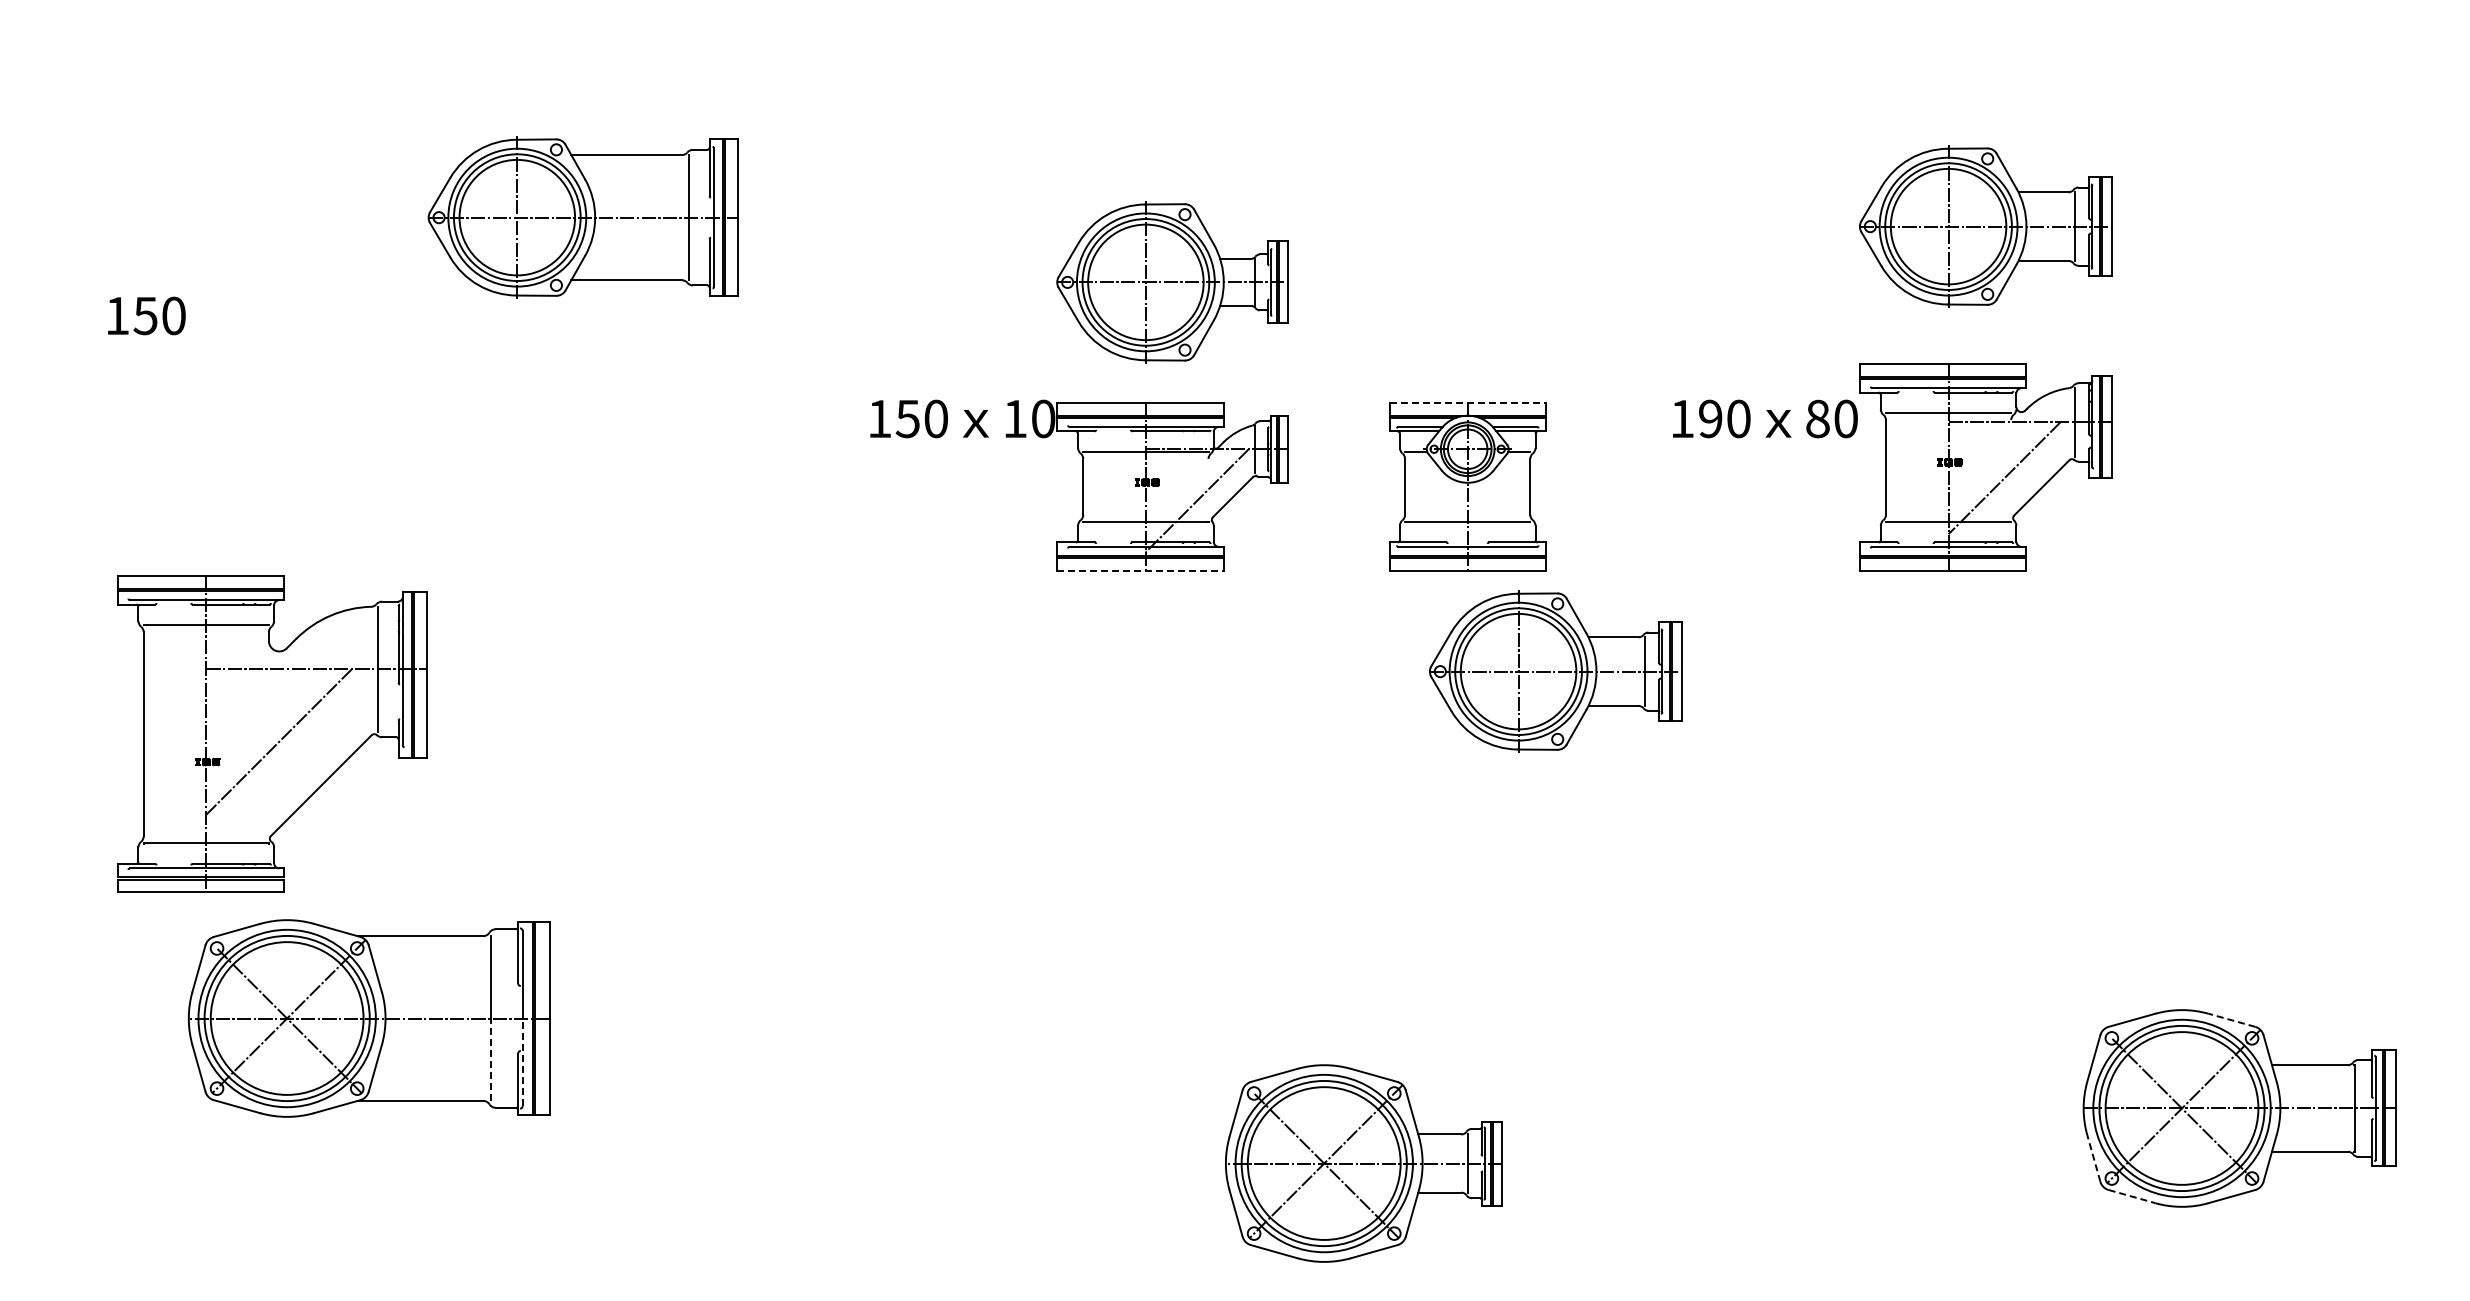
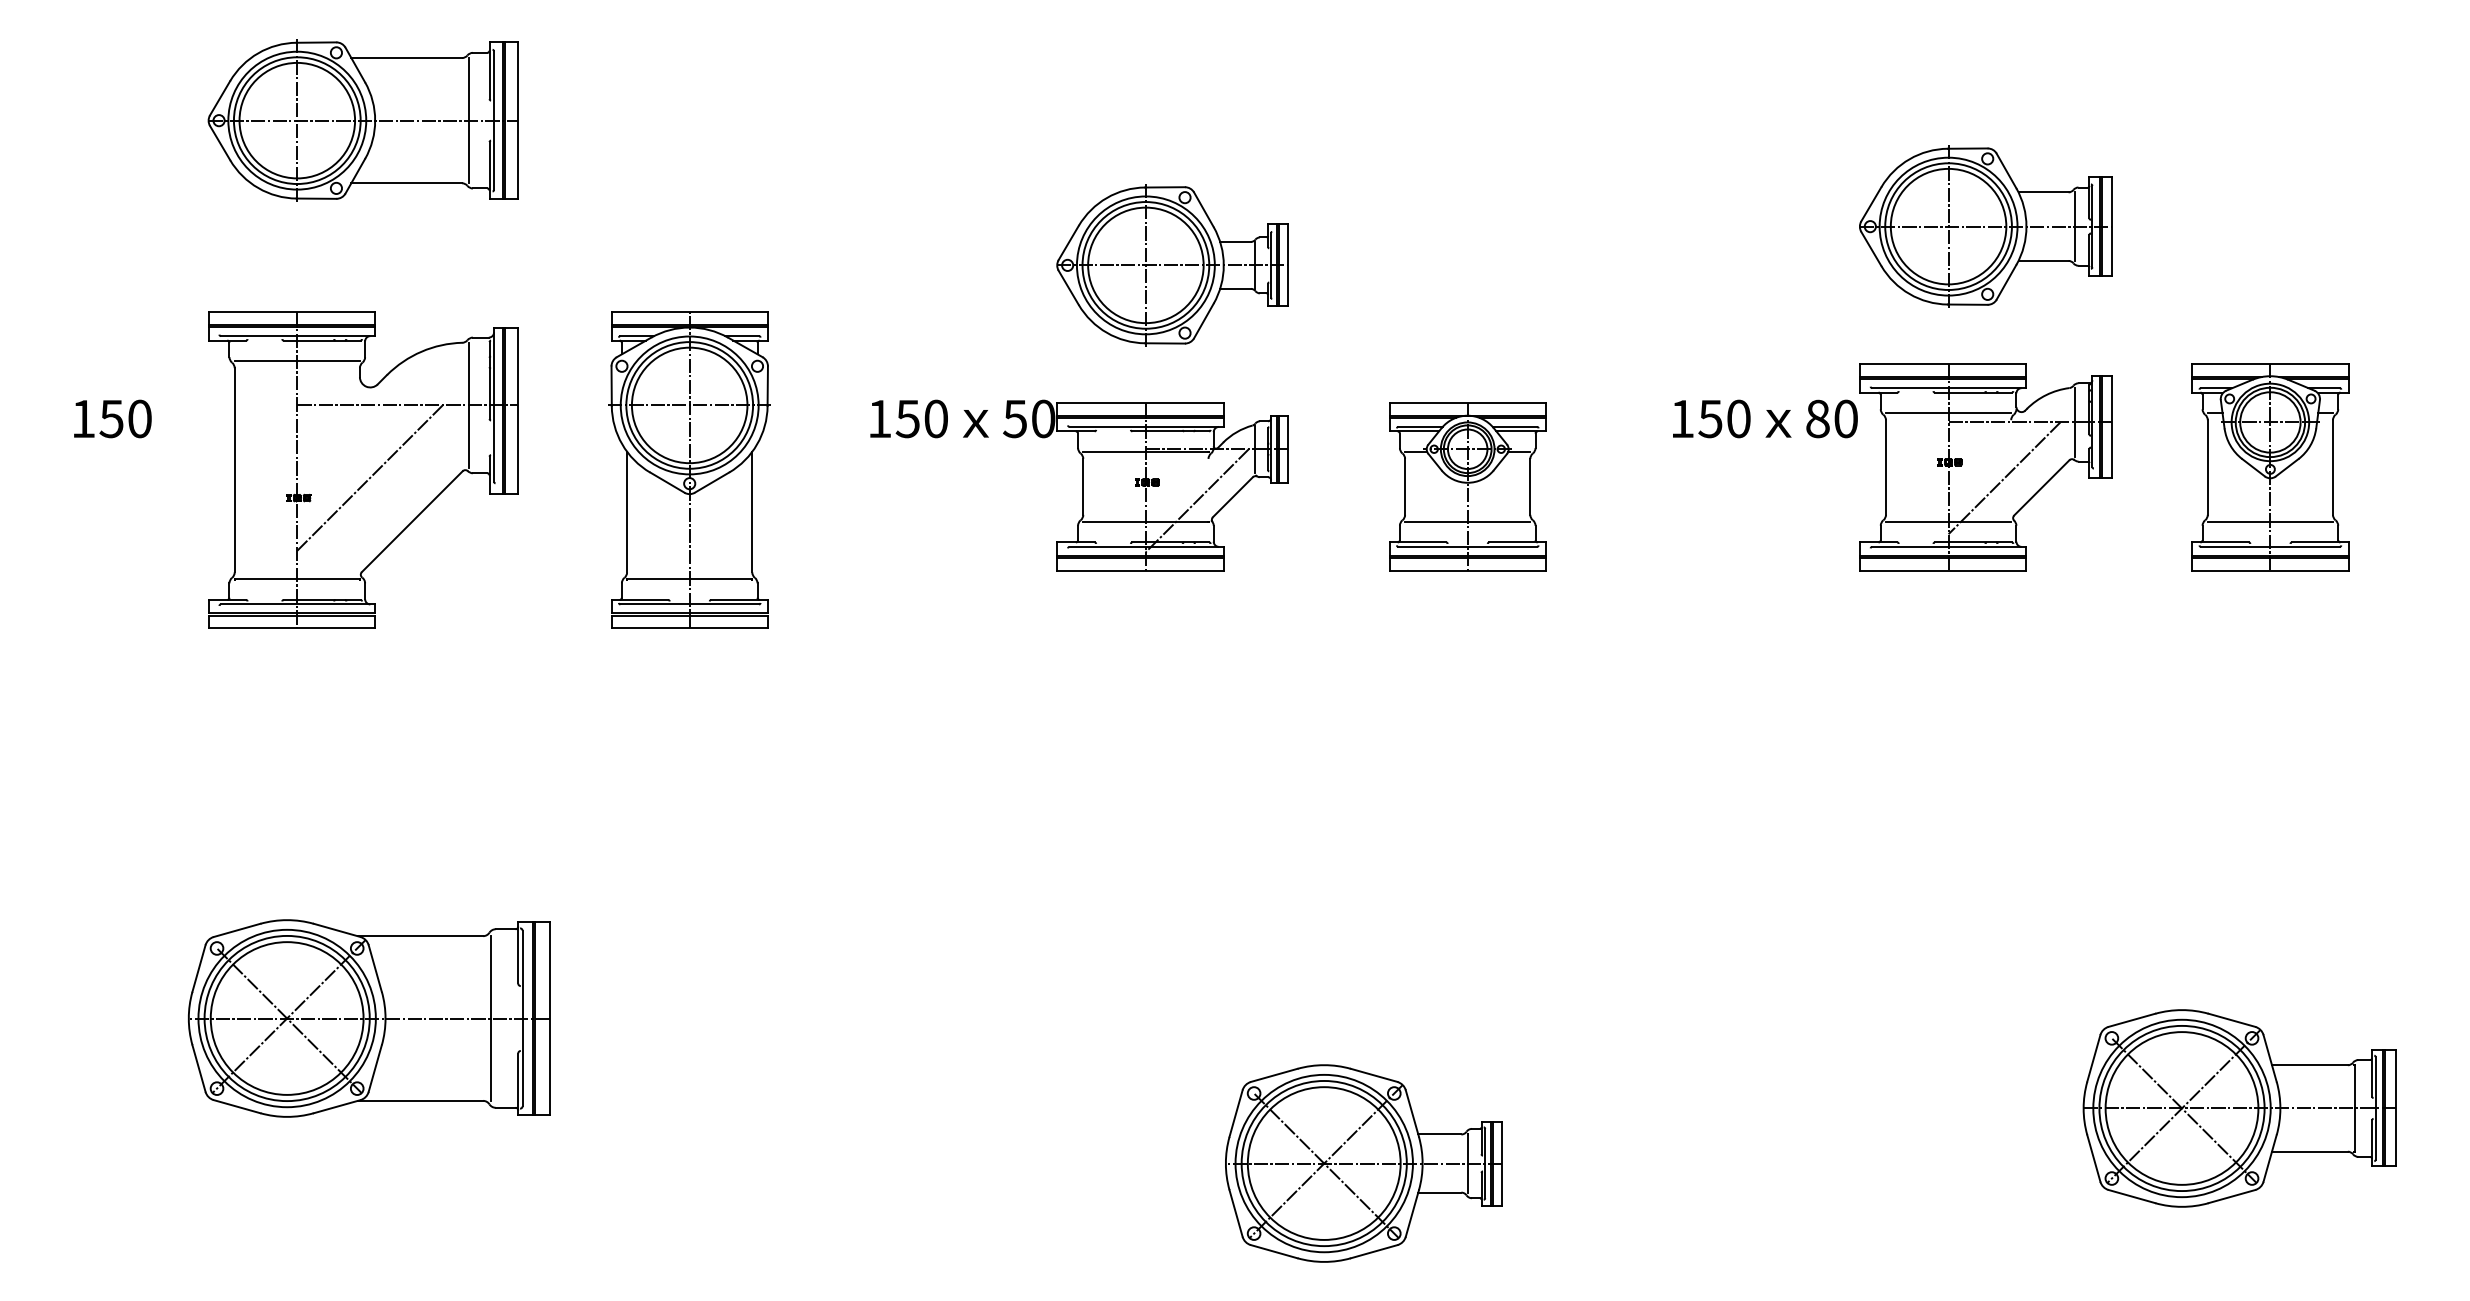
part position: (582, 217) -> (362, 120) (362, 120)
part position: (1172, 282) -> (1172, 265) (1172, 265)
text position: (146, 315) -> (112, 418) (112, 418)
line: dashed -> solid (1468, 403)
text: 190 -> 150 (1710, 418)
text: 10 -> 50 (1014, 419)
part: none -> present (2270, 467)
part: none -> present (689, 469)
line: dashed -> solid (1141, 570)
part: present -> none (1555, 671)
part position: (272, 733) -> (363, 469) (363, 469)
line: dashed -> solid (2231, 1020)
line: dashed -> solid (490, 1059)
line: dashed -> solid (522, 1062)
line: dashed -> solid (2093, 1157)
line: dashed -> solid (2132, 1196)
